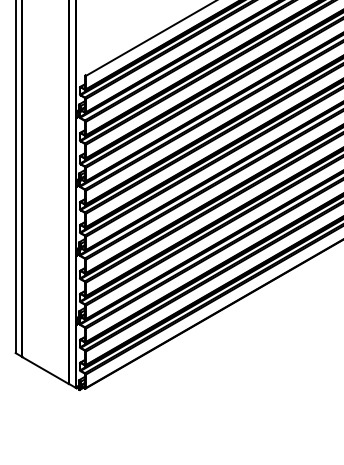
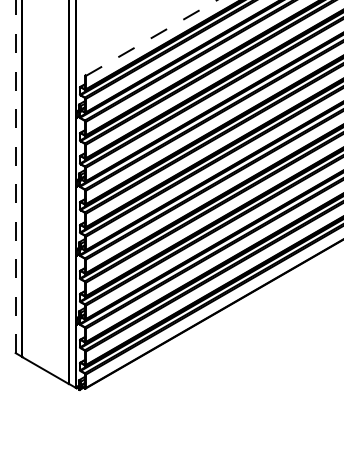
line: solid -> dashed (151, 38)
line: solid -> dashed (15, 176)
